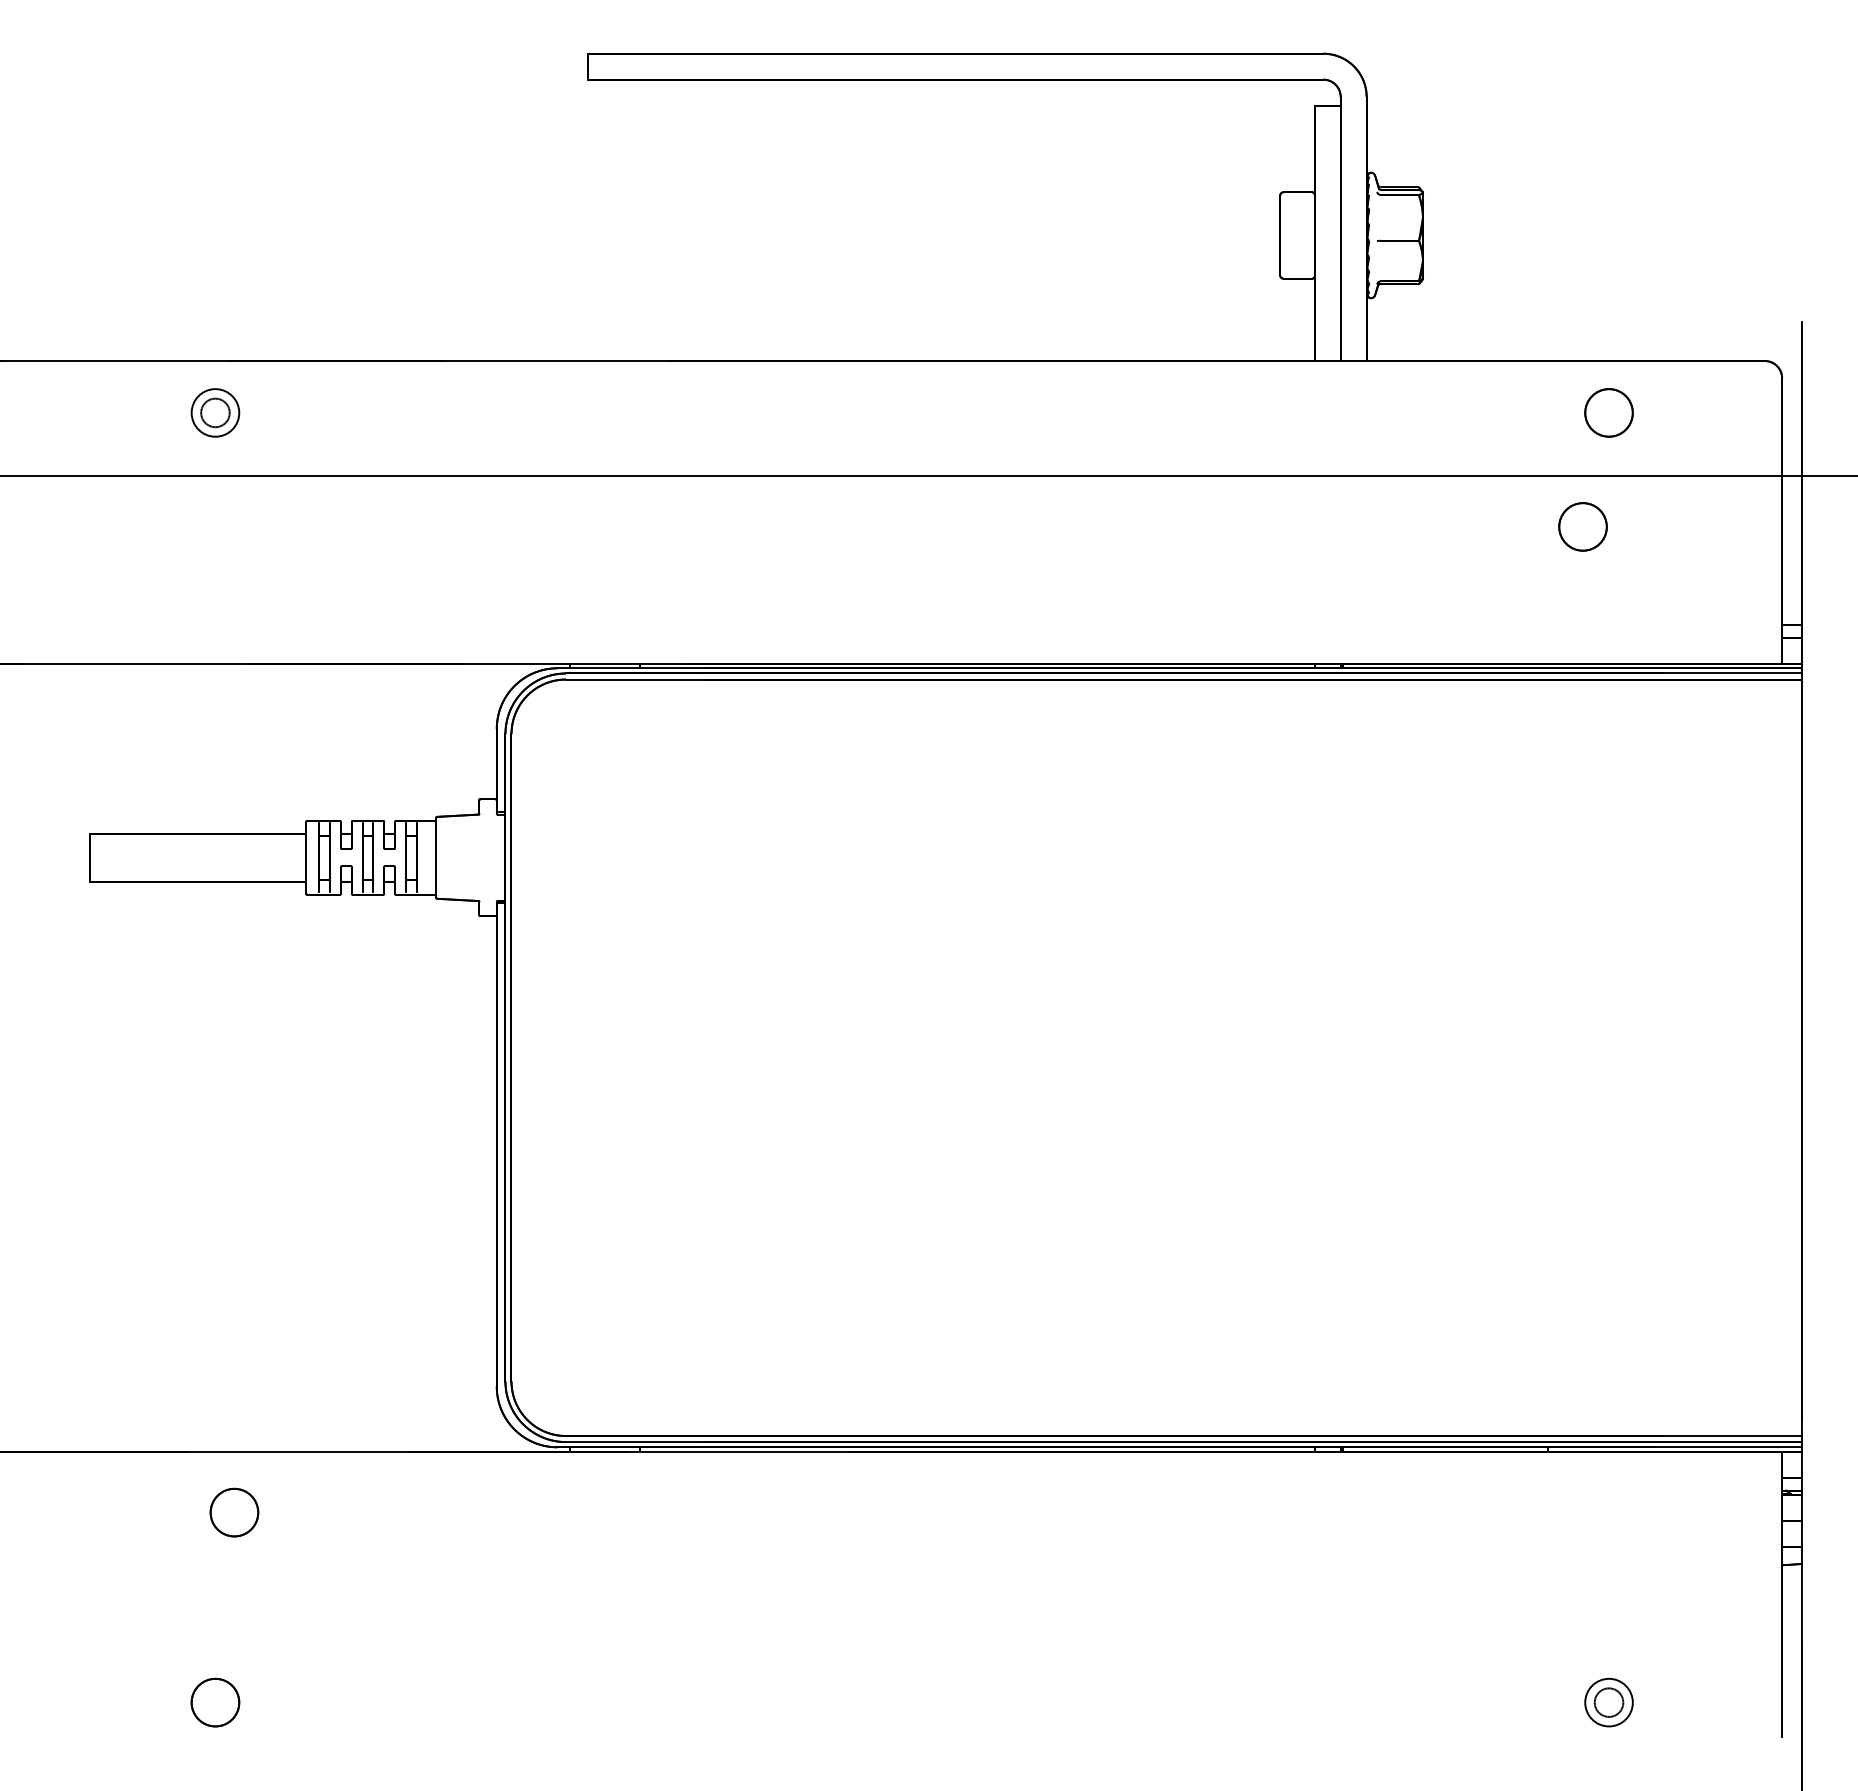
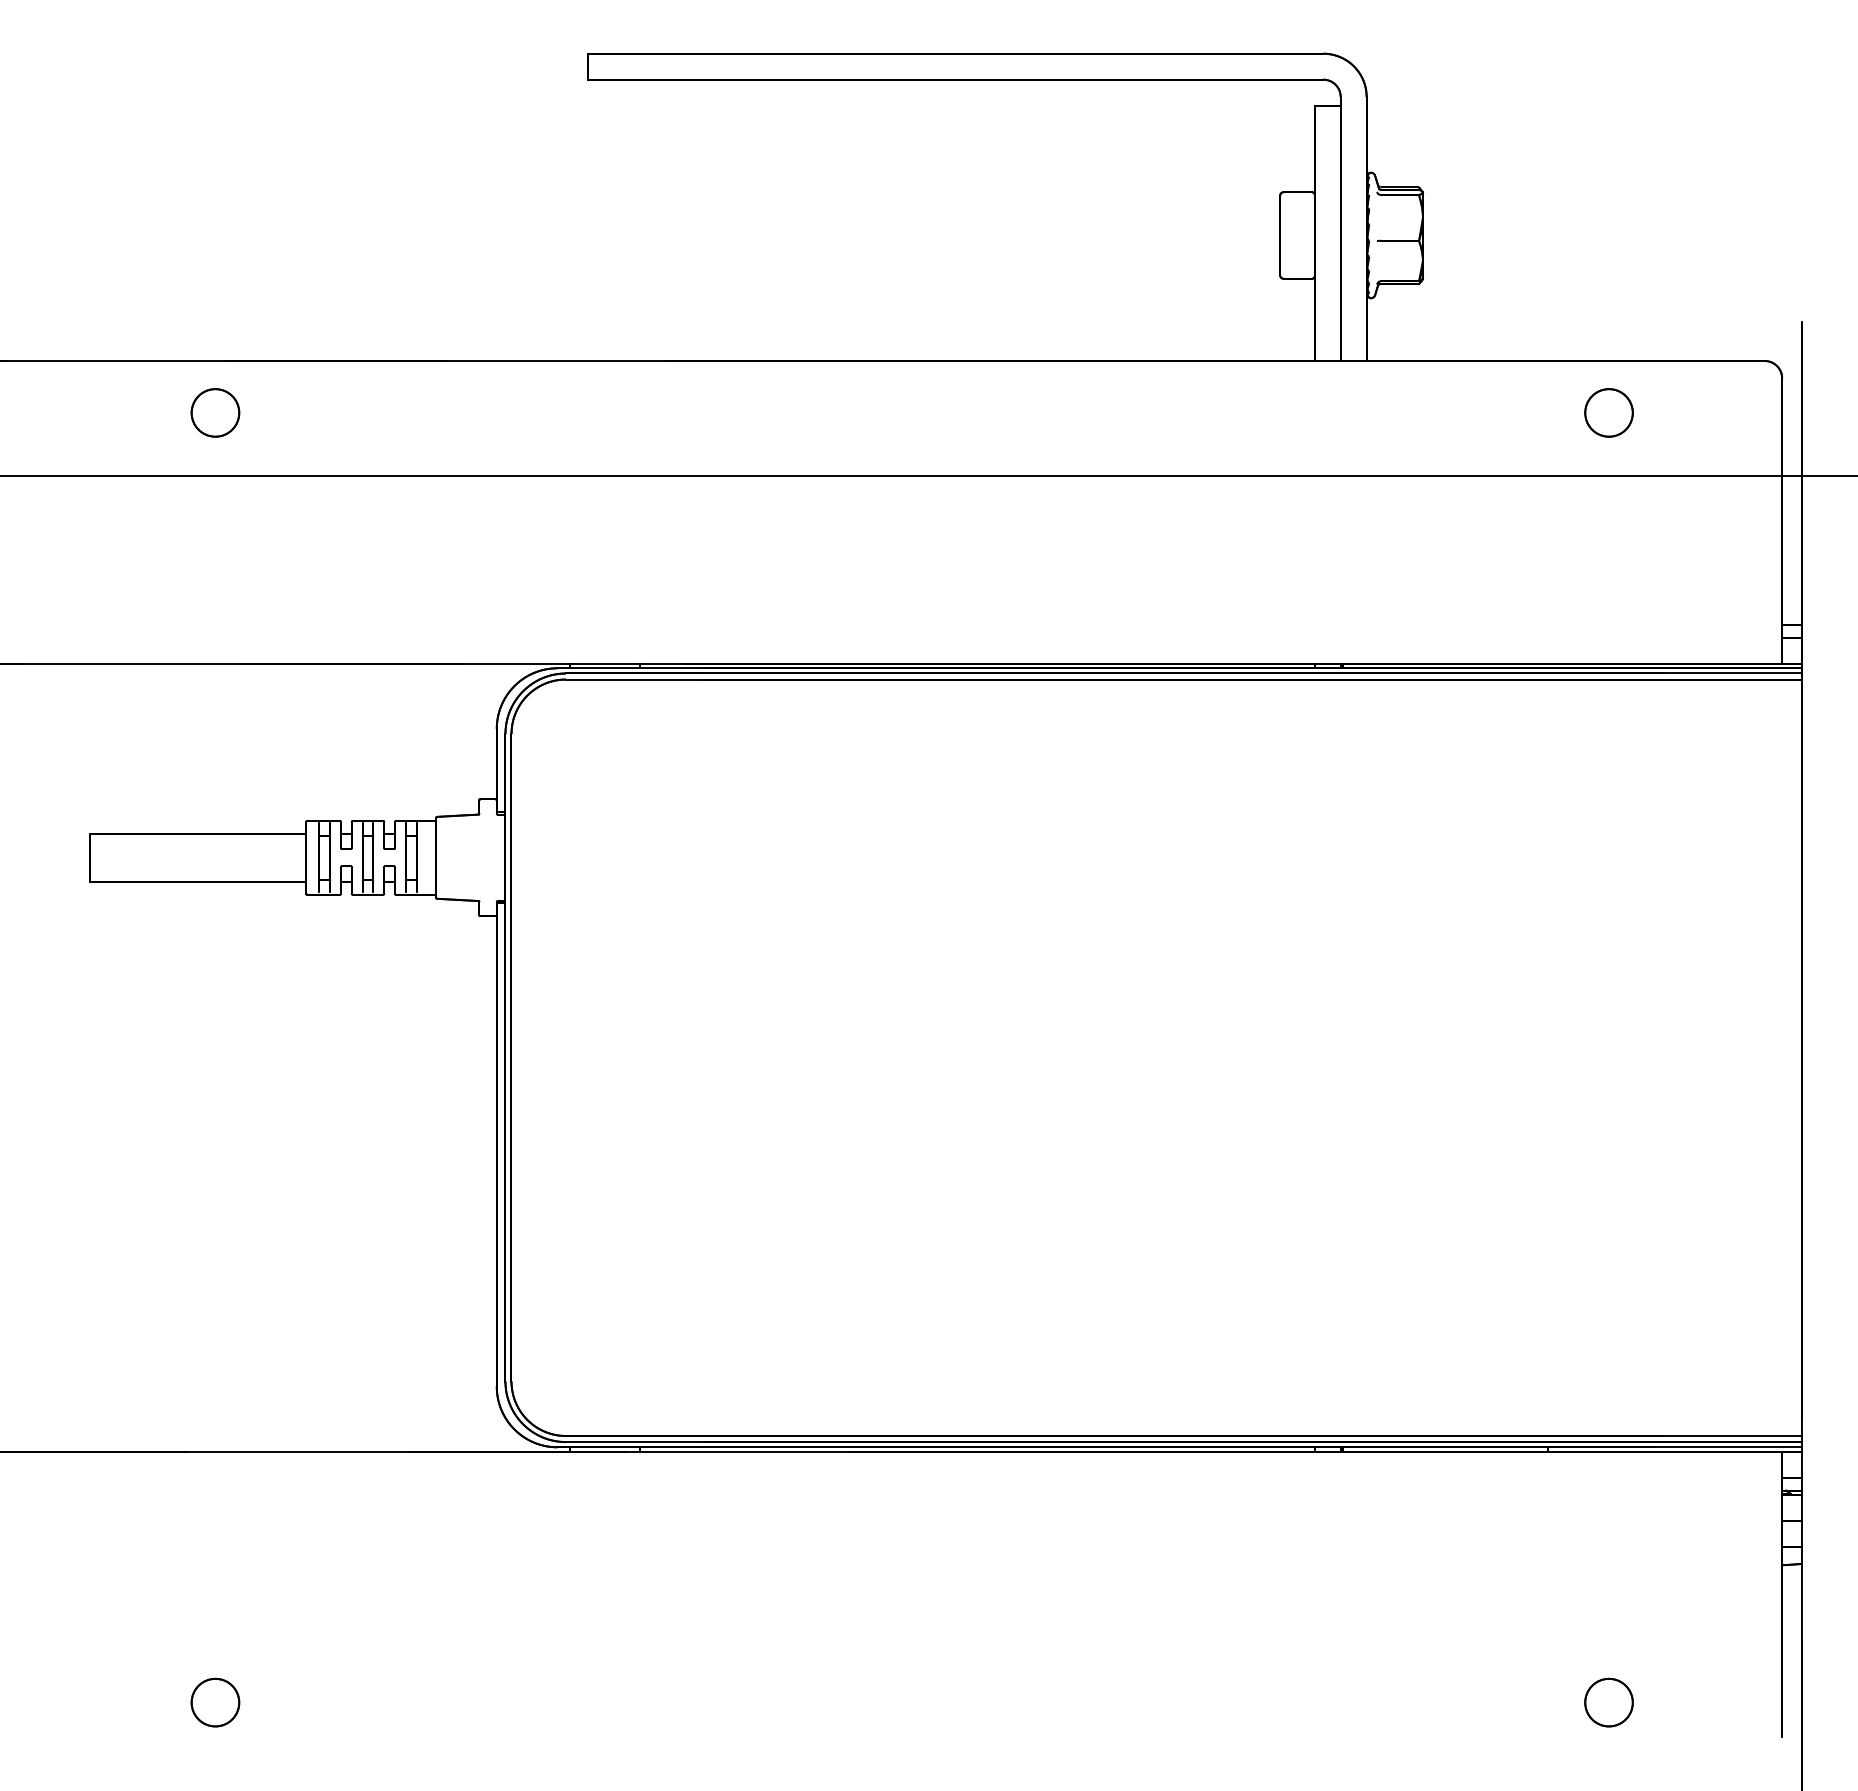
circle diameter: 29 px -> 48 px (215, 412)
circle: present -> none (1582, 526)
part: present -> none (234, 1512)
circle diameter: 29 px -> 48 px (1608, 1702)
